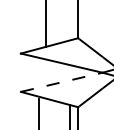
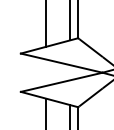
line: none -> present (70, 21)
line: dashed -> solid (61, 82)
line position: (38, 112) -> (45, 112) (45, 112)
